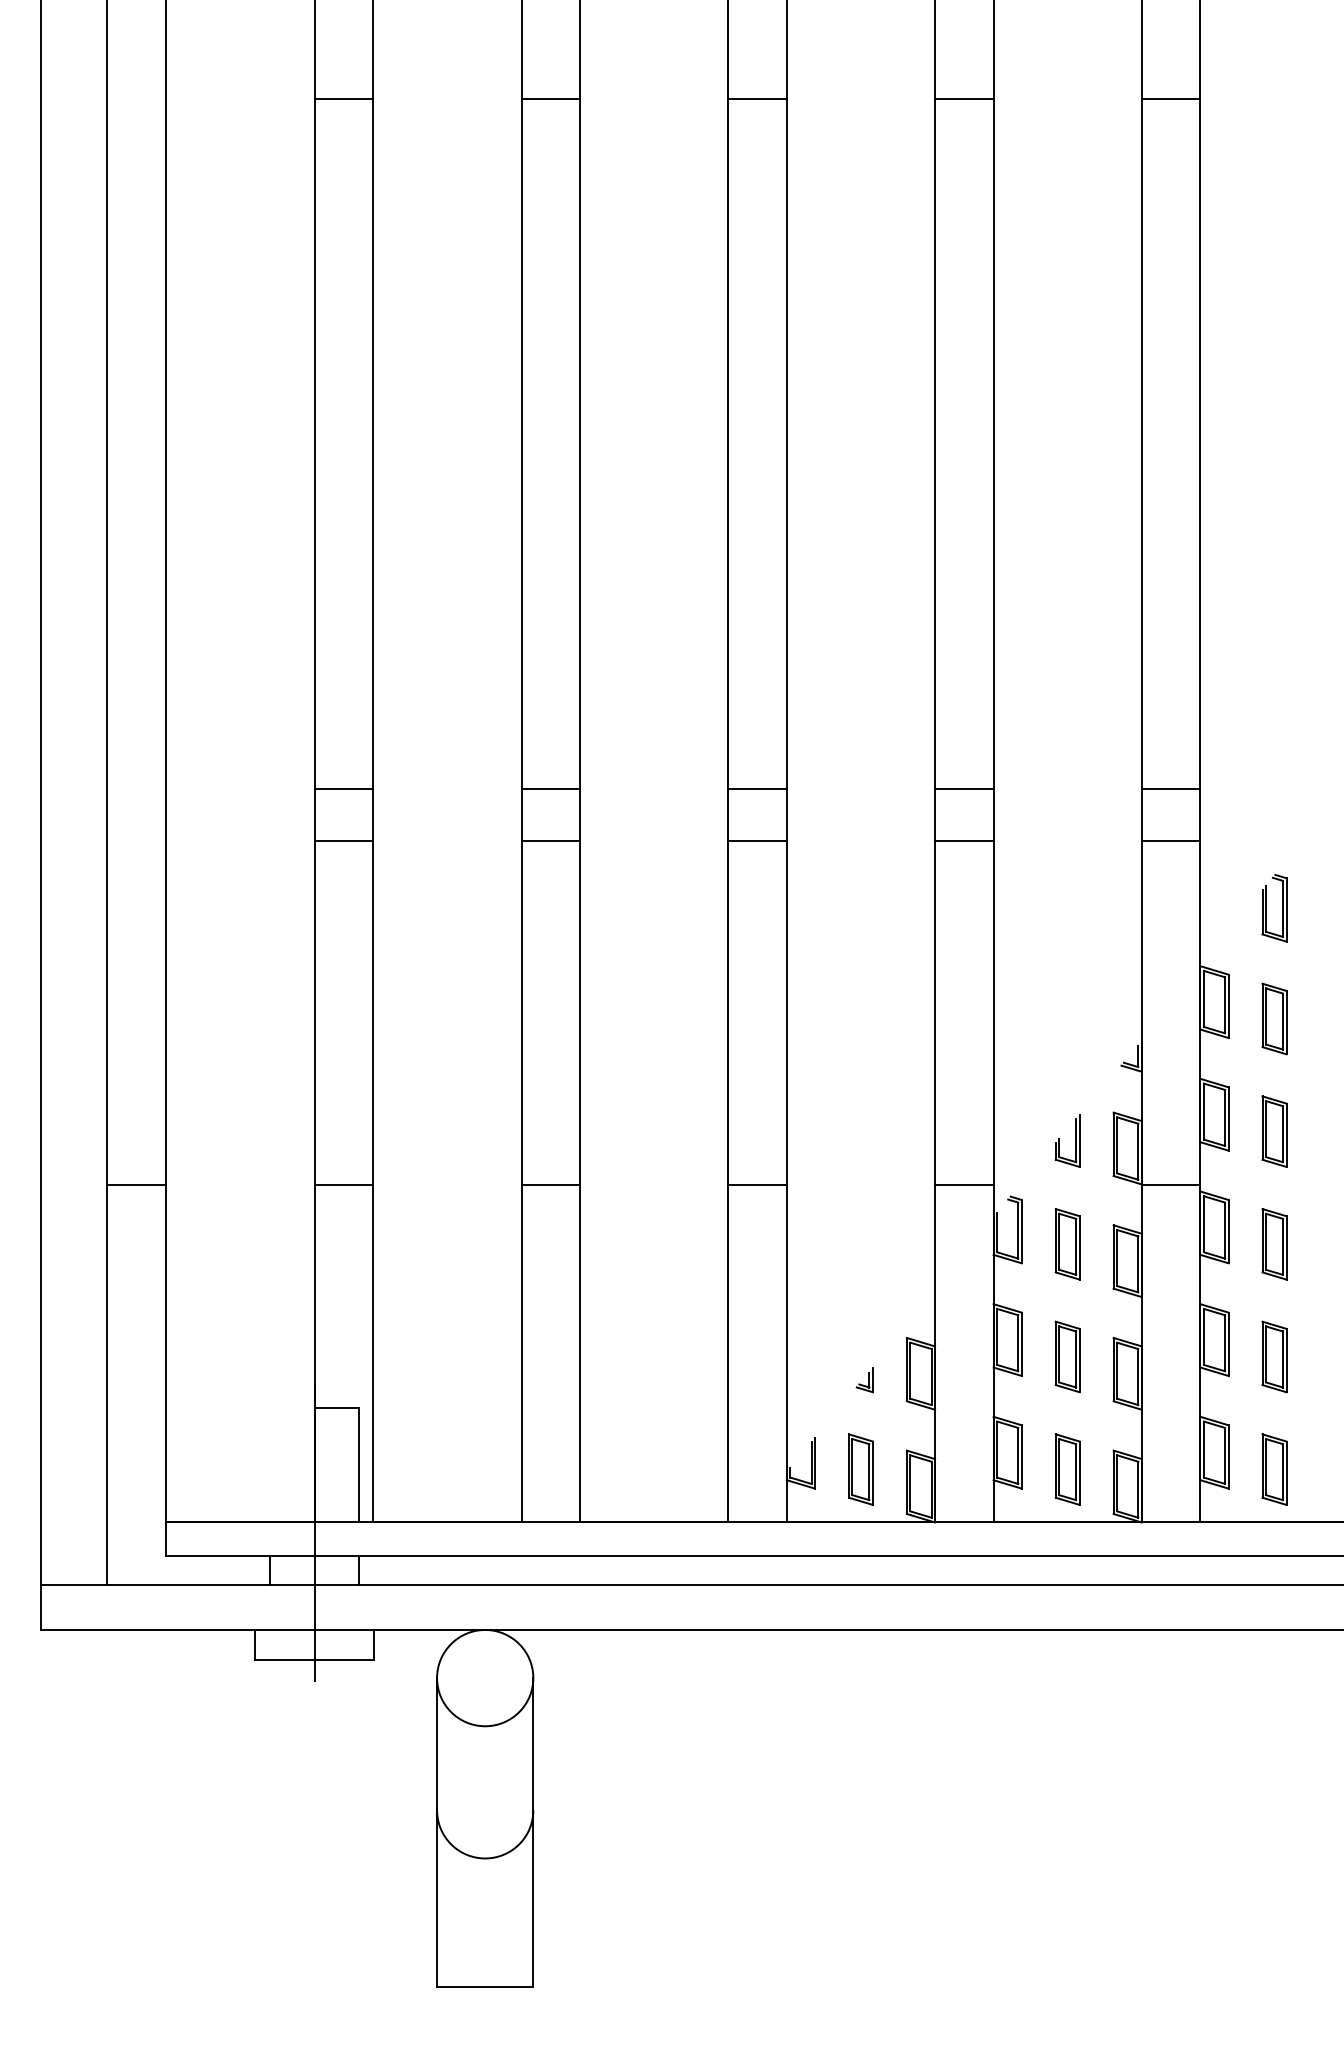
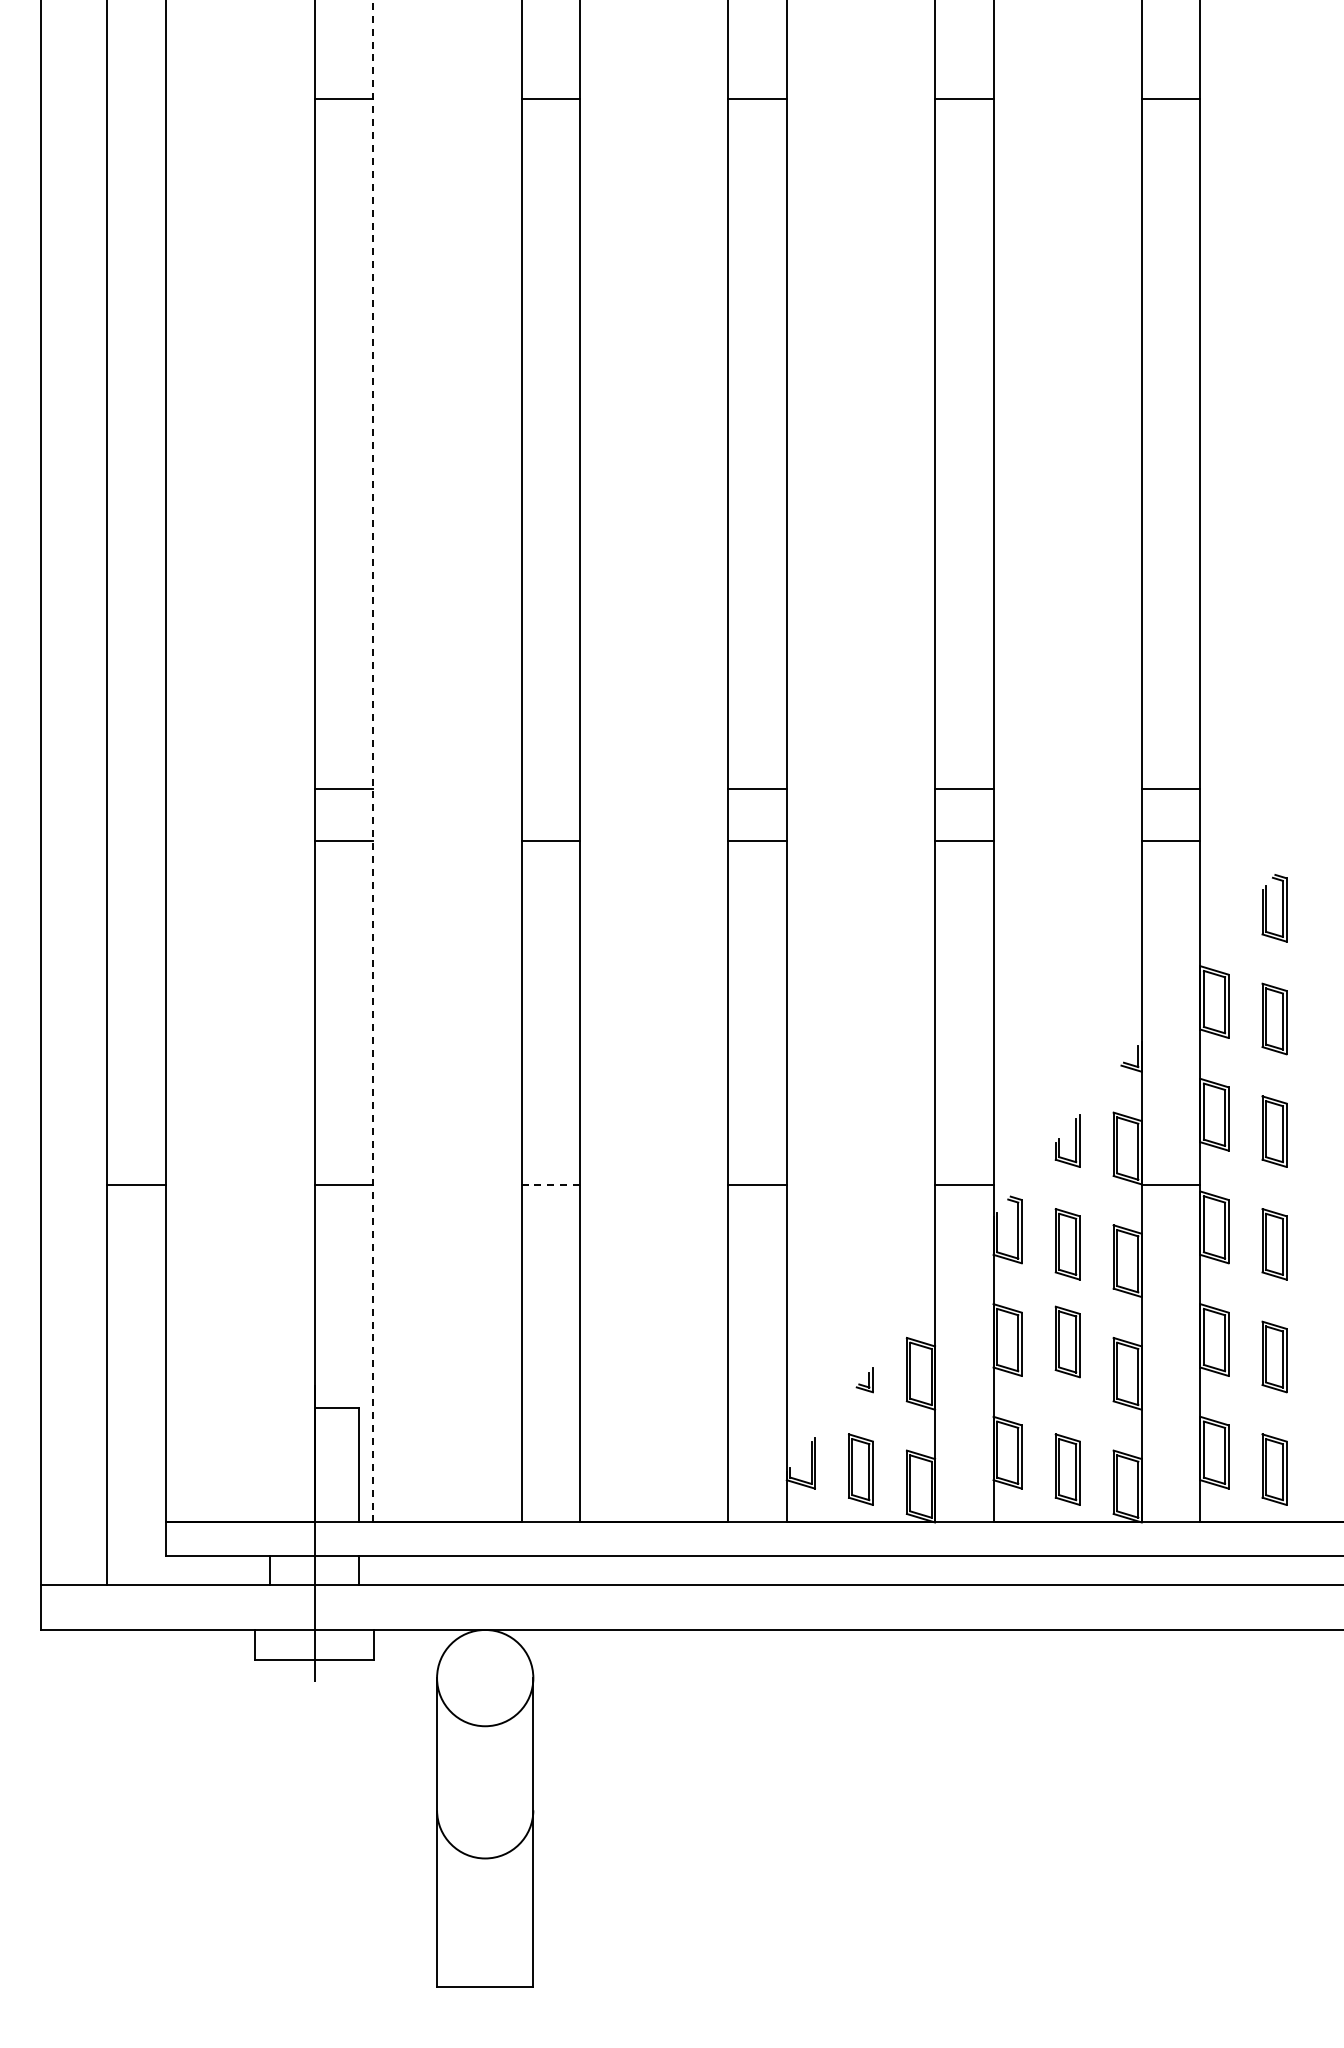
line: solid -> dashed (373, 761)
line: present -> none (550, 788)
line: solid -> dashed (551, 1185)
part position: (1067, 1356) -> (1067, 1341) (1067, 1341)
